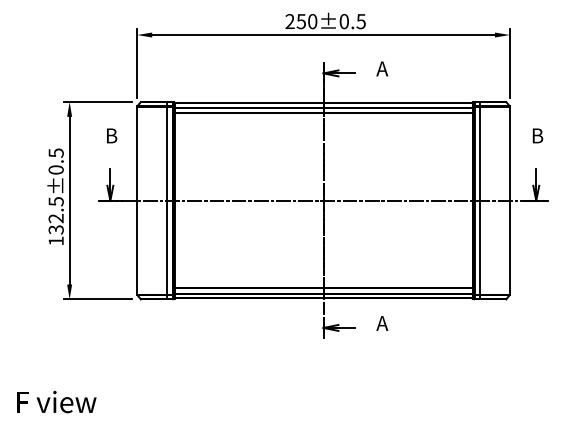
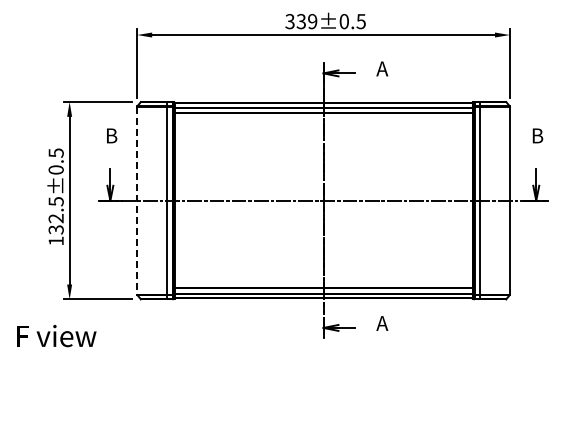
text: 250±0.5 -> 339±0.5 (301, 21)
line: solid -> dashed (137, 201)
text position: (56, 402) -> (56, 336) (56, 336)
